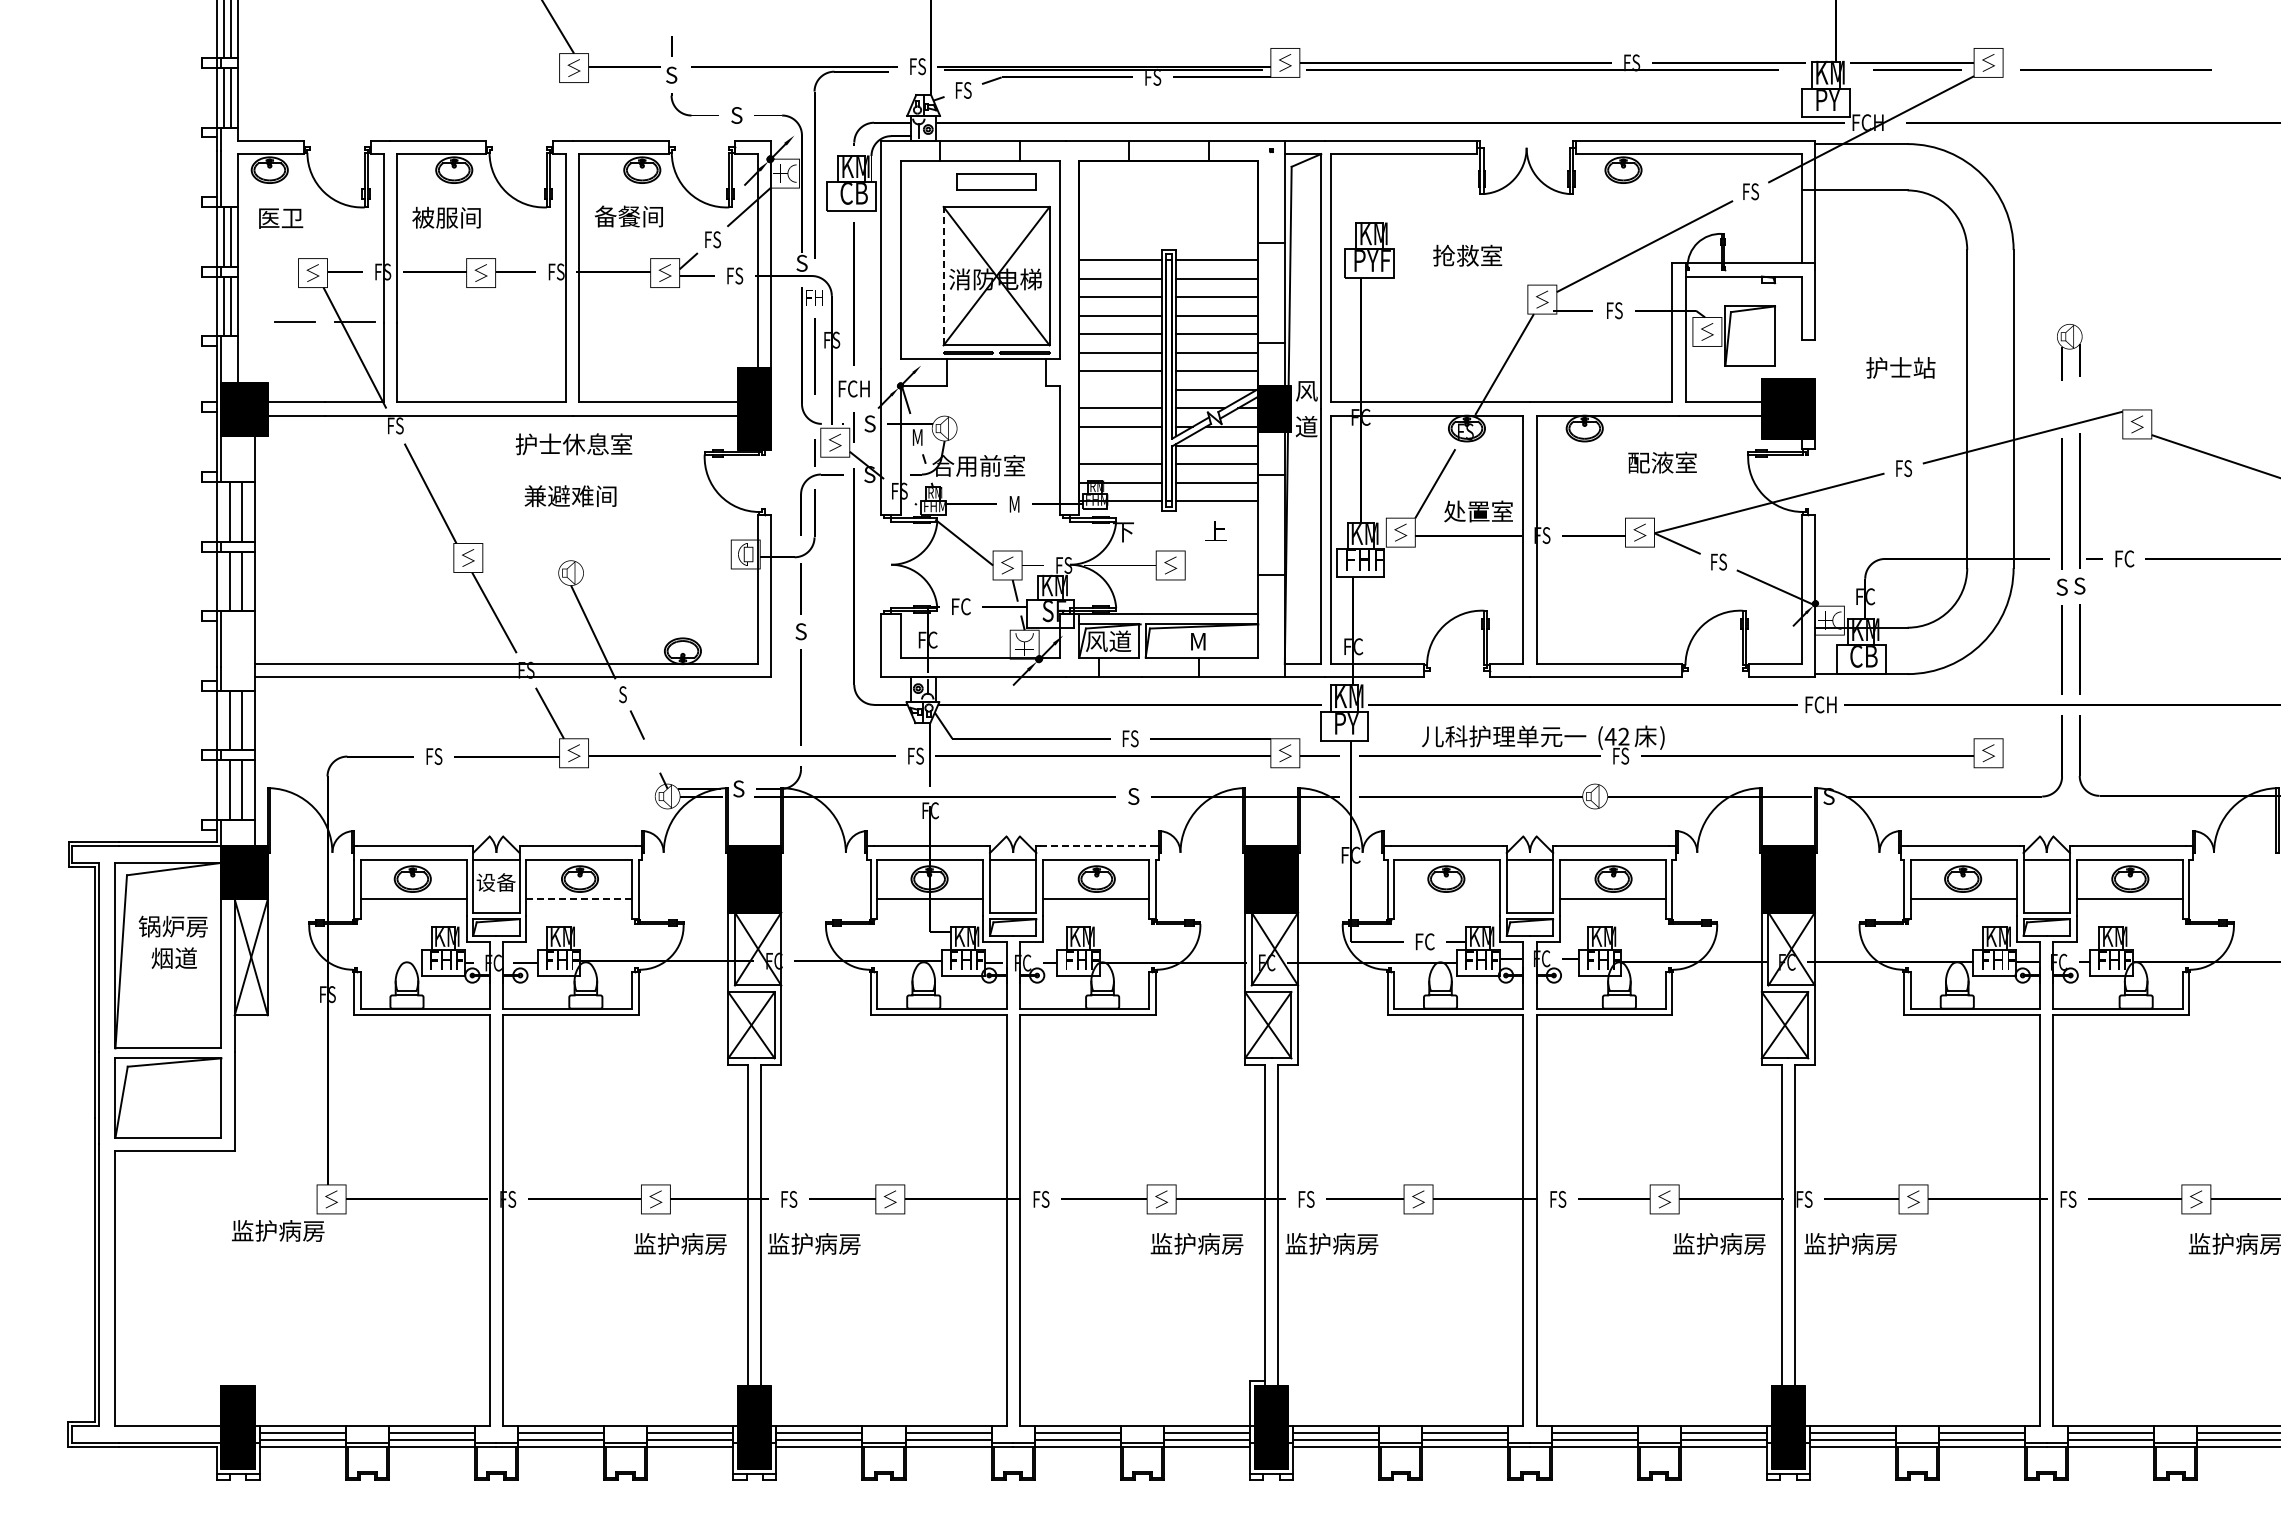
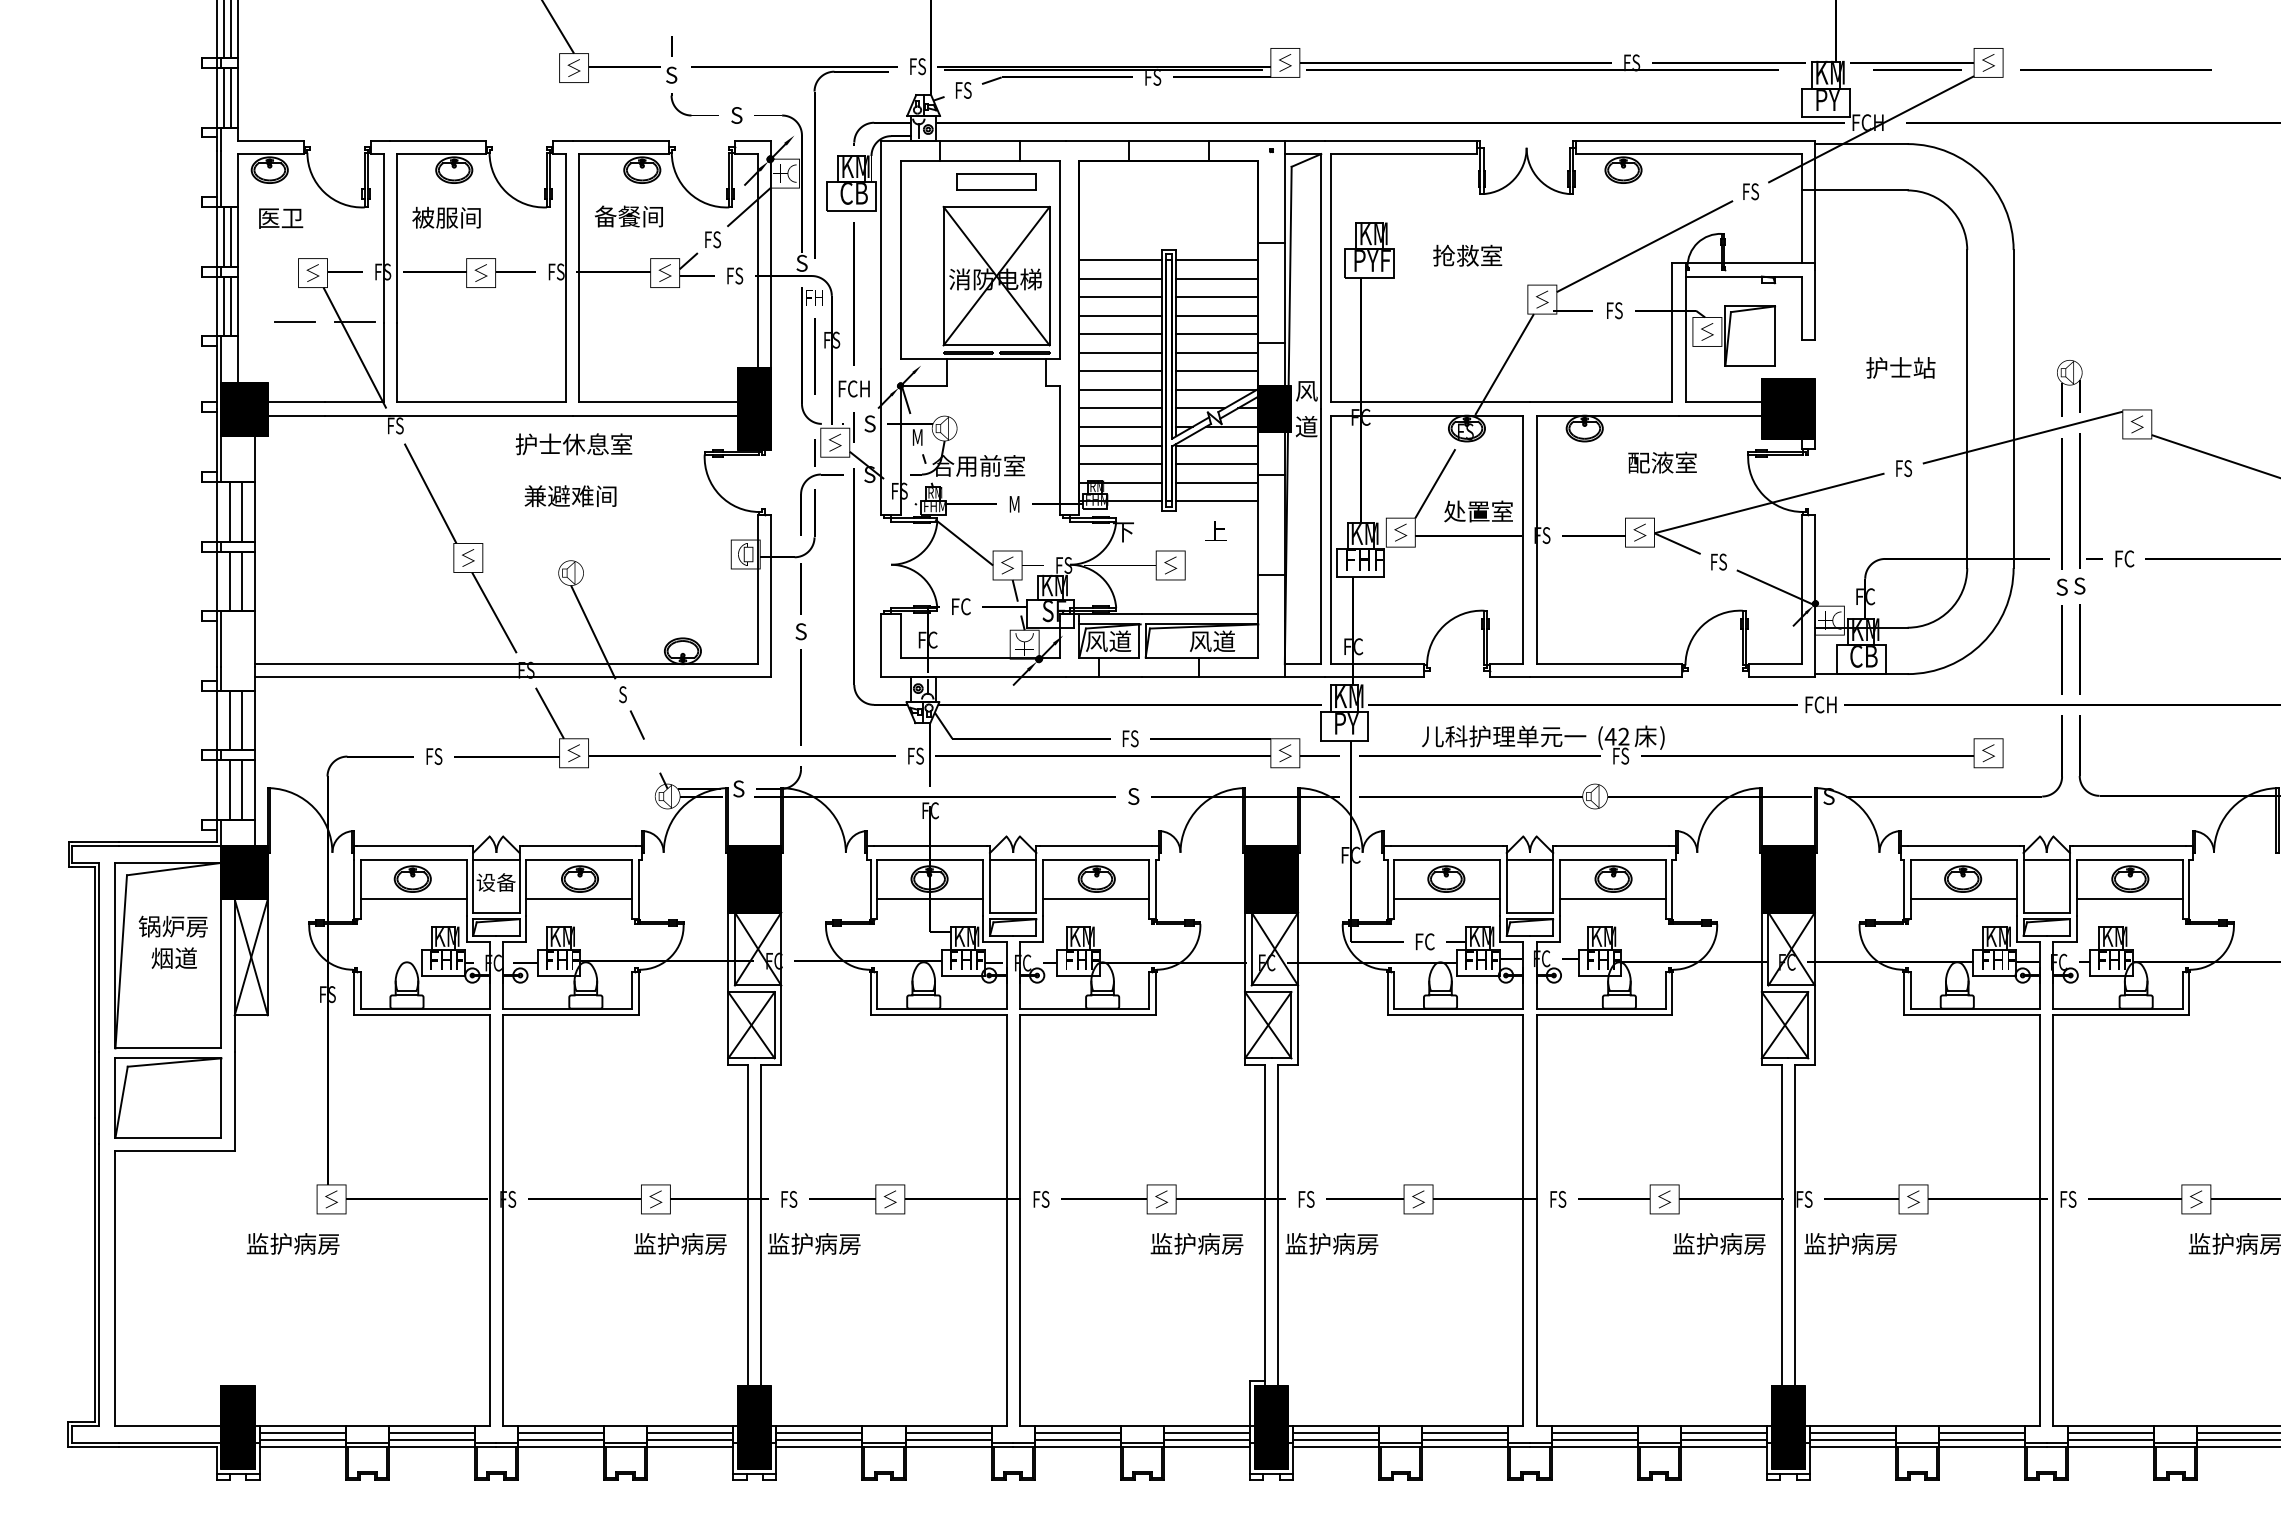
line: dashed -> solid (943, 275)
text position: (2069, 352) -> (2069, 388) (2069, 388)
line: none -> present (1120, 389)
line: none -> present (1120, 445)
text: M -> 风道 (1212, 640)
line: dashed -> solid (1096, 846)
line: dashed -> solid (578, 899)
line: none -> present (1447, 899)
text position: (278, 1230) -> (293, 1243) (293, 1243)
